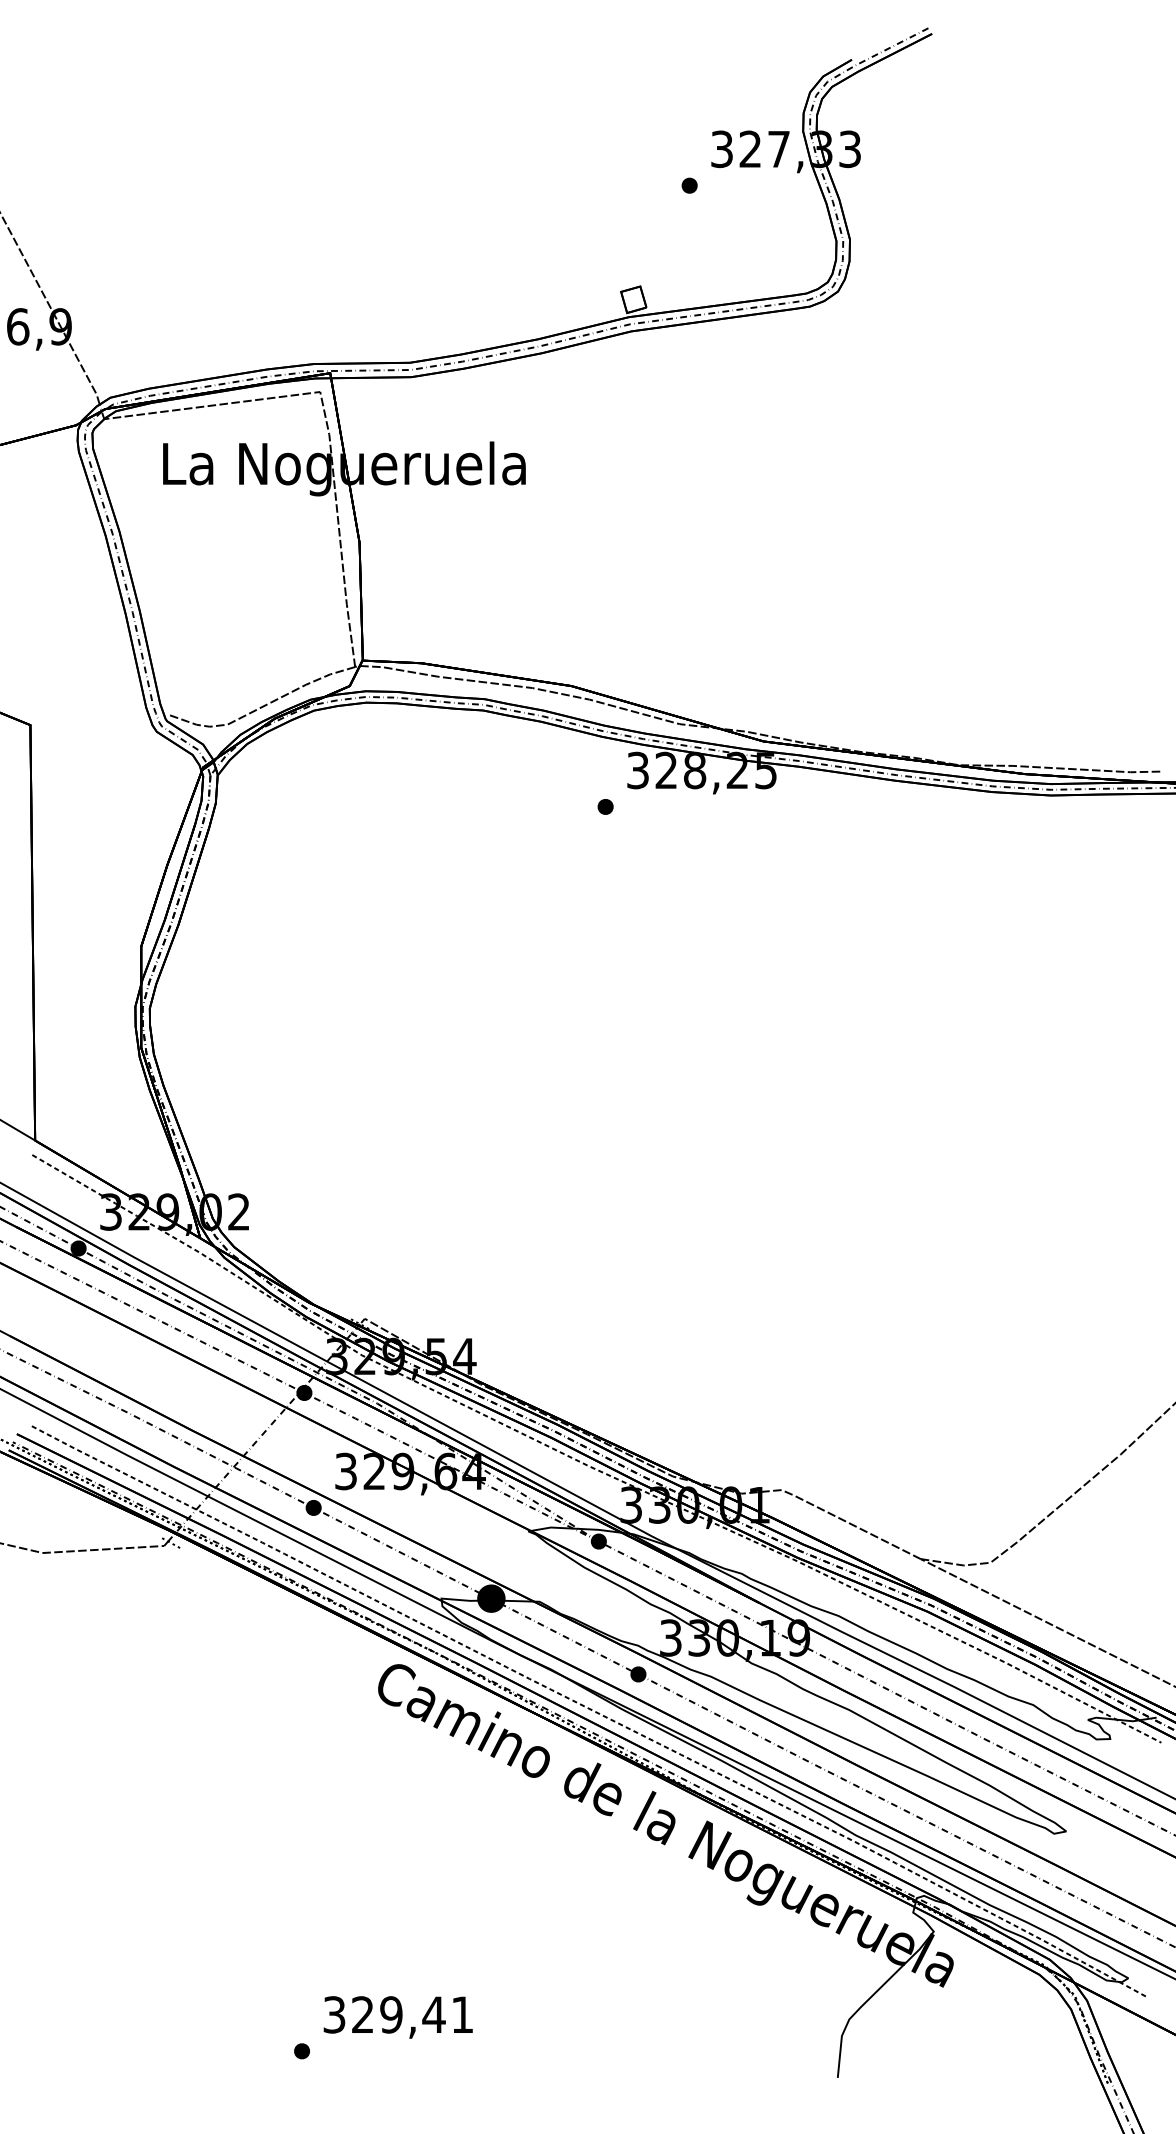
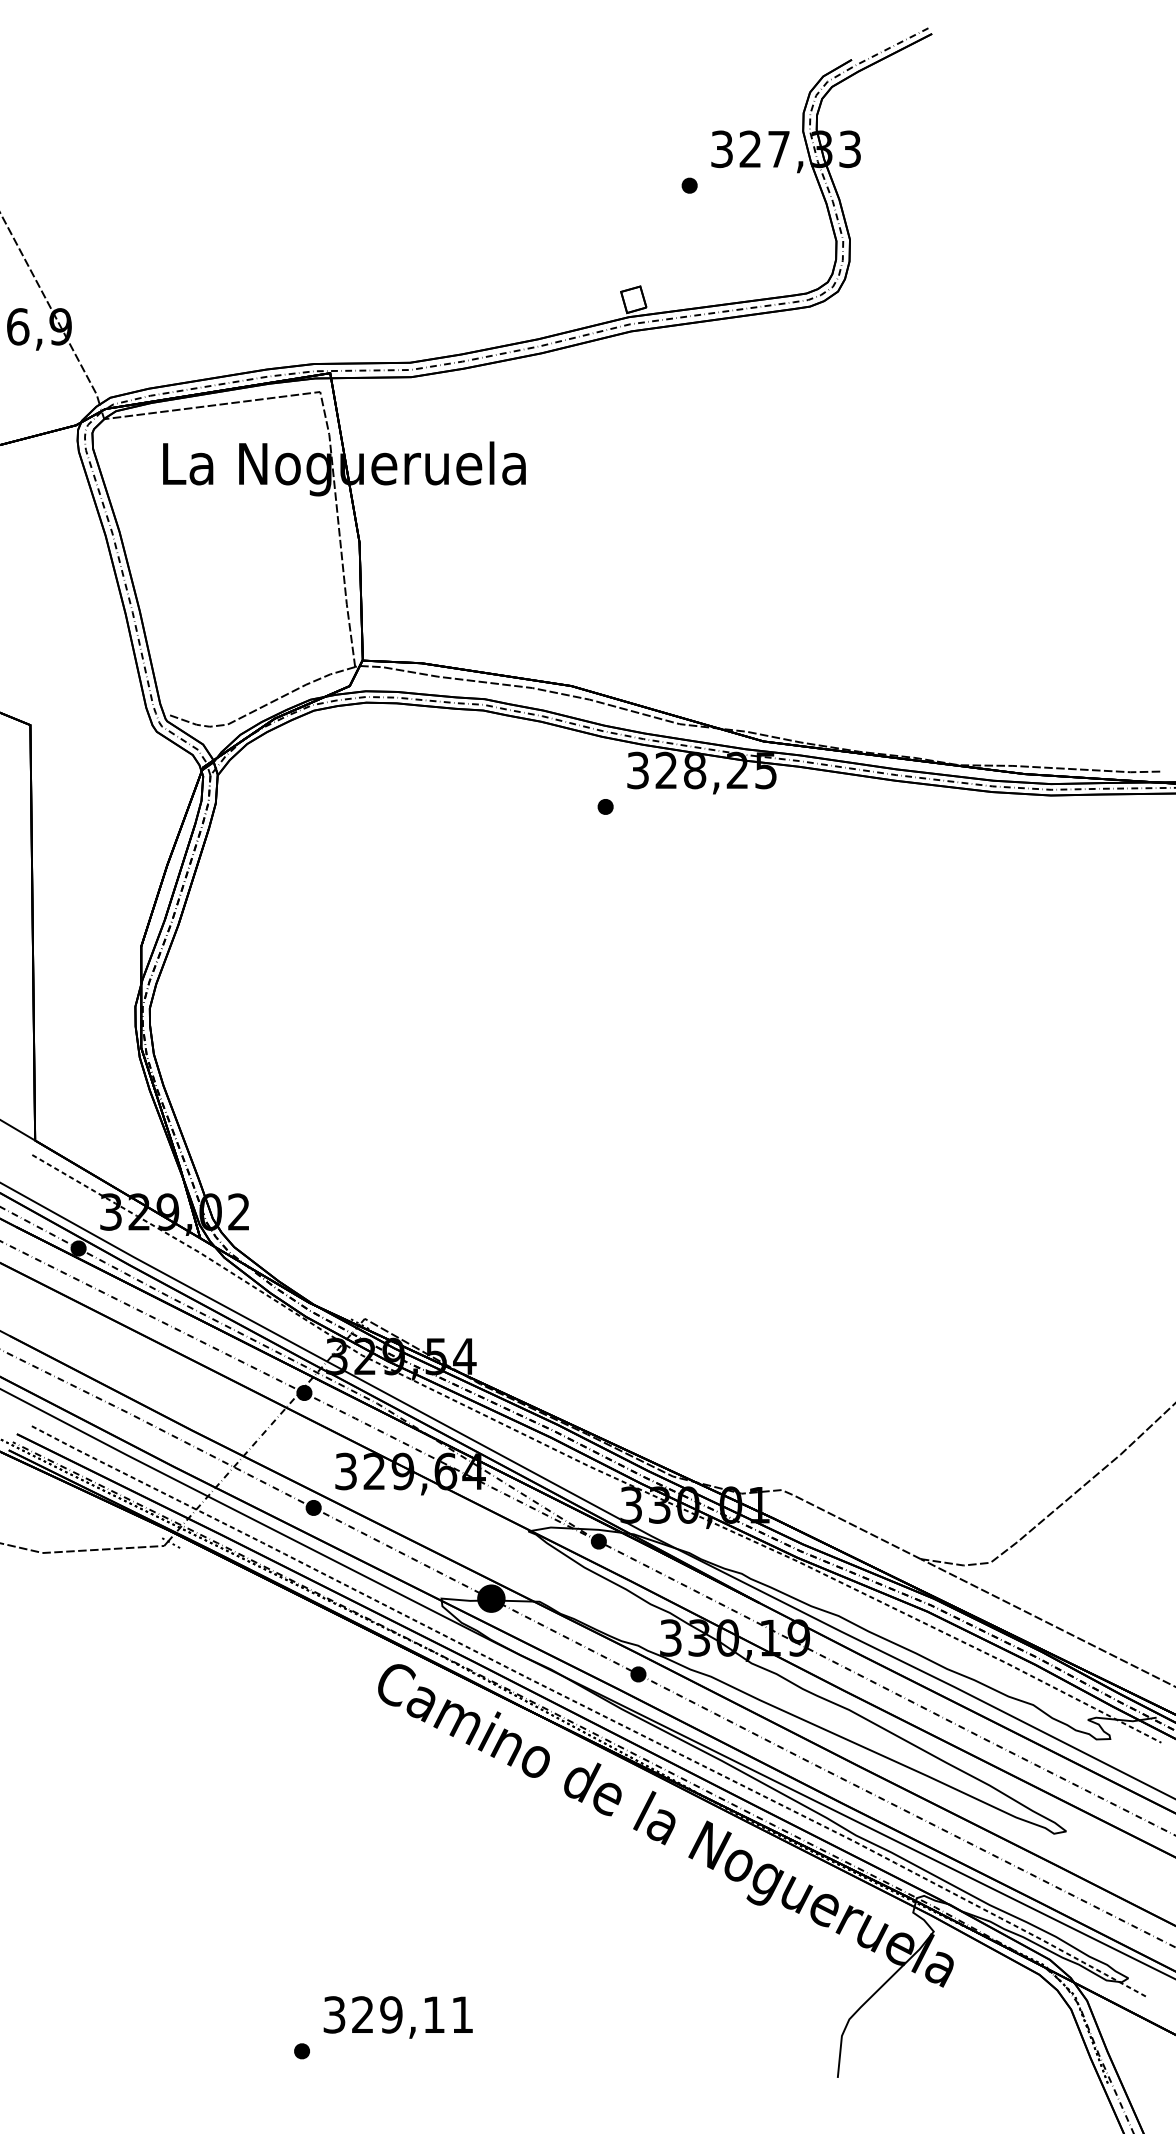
text: 329,41 -> 329,11 (433, 2014)
